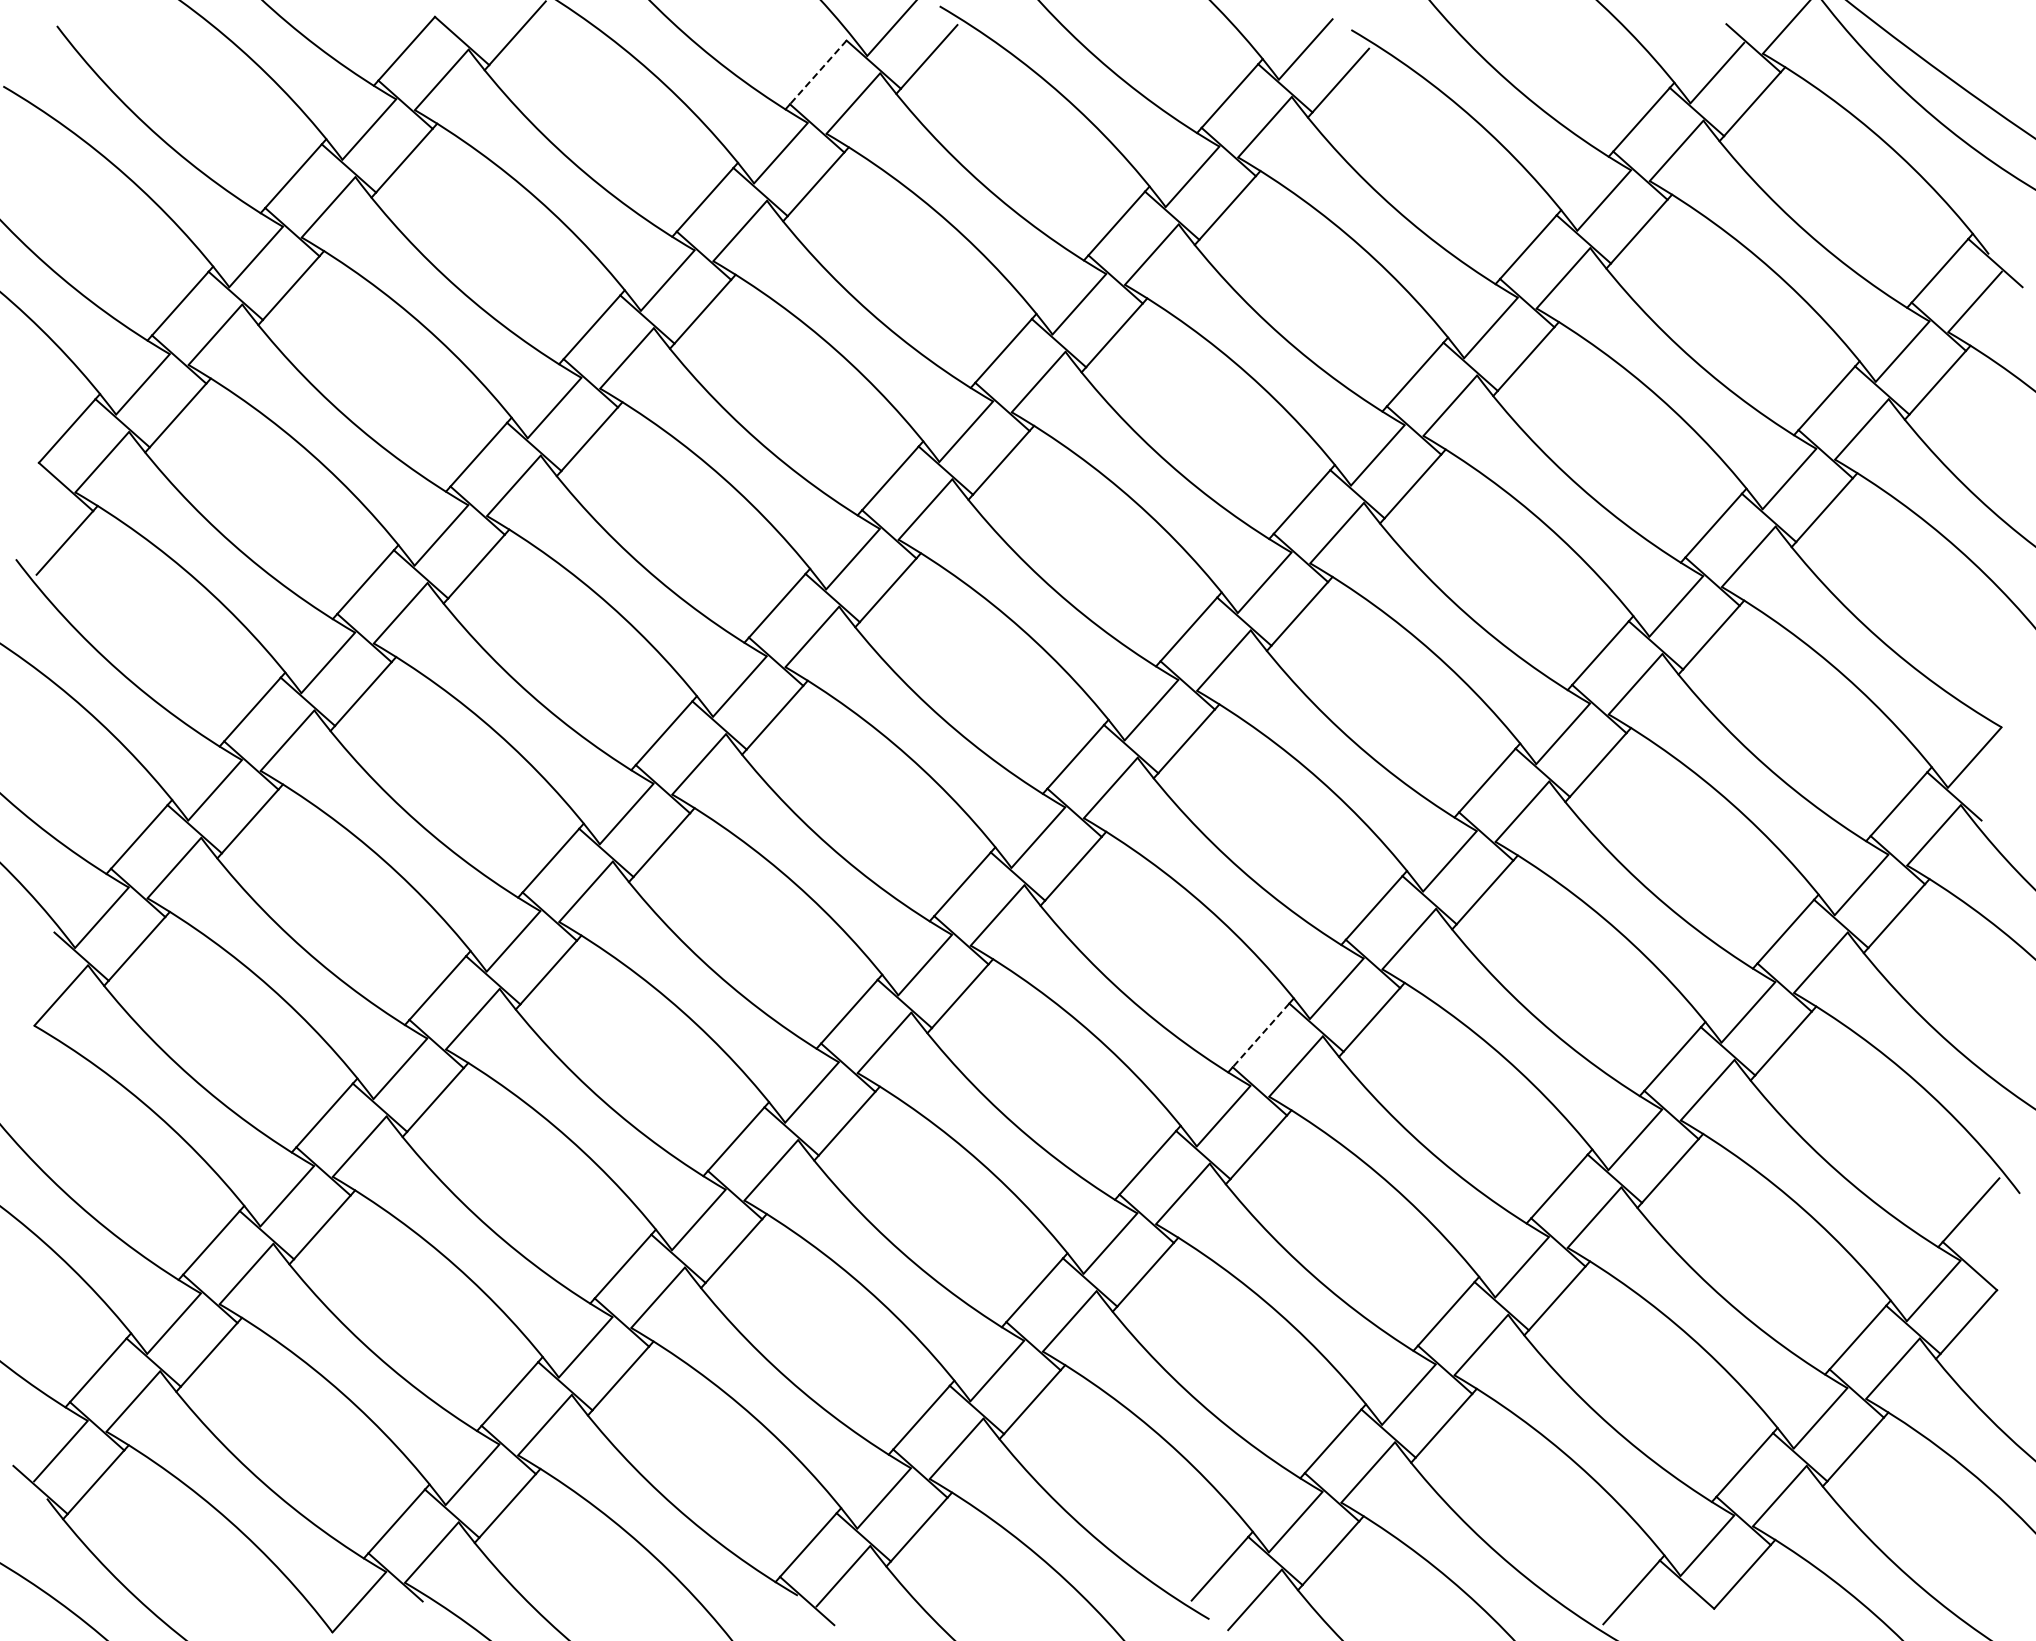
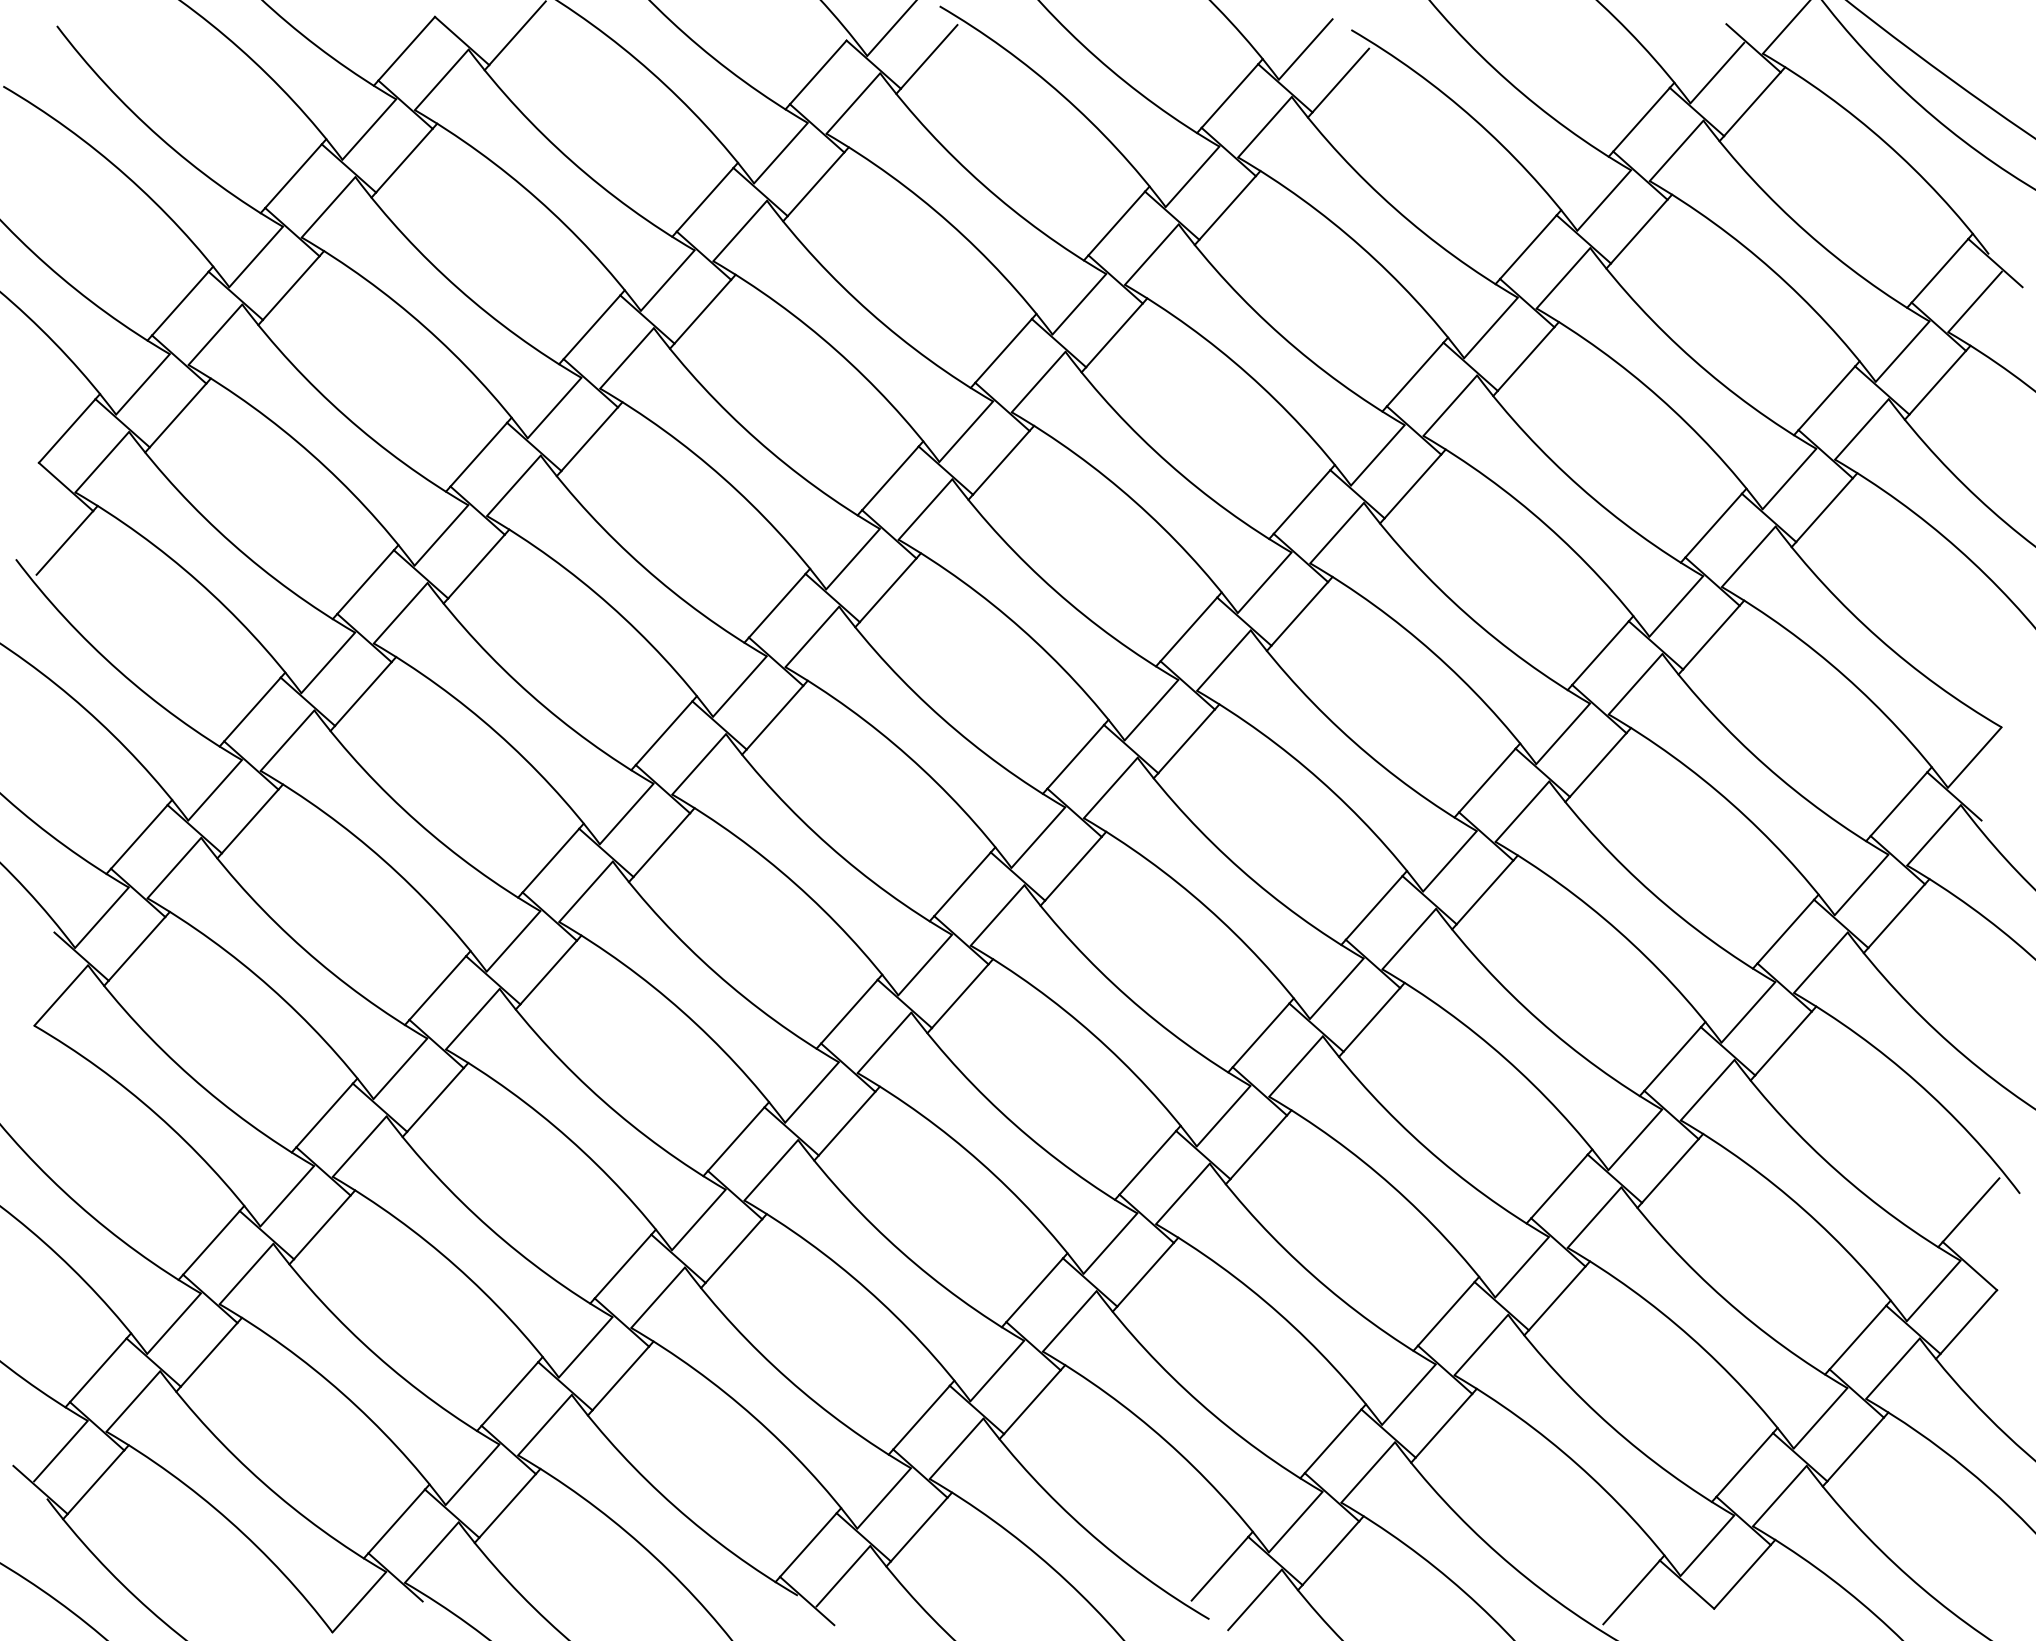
line: dashed -> solid (818, 72)
line: dashed -> solid (1261, 1035)
